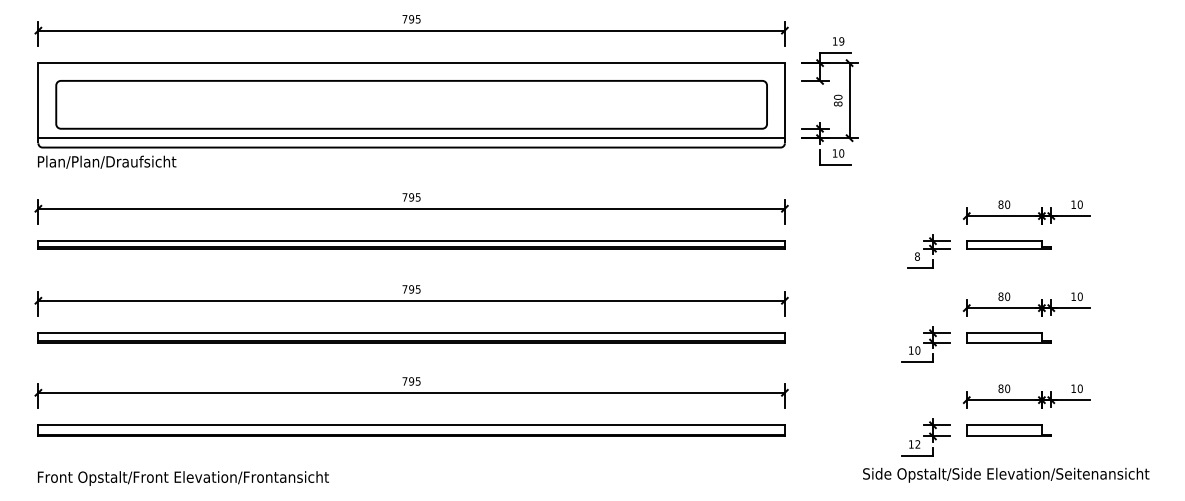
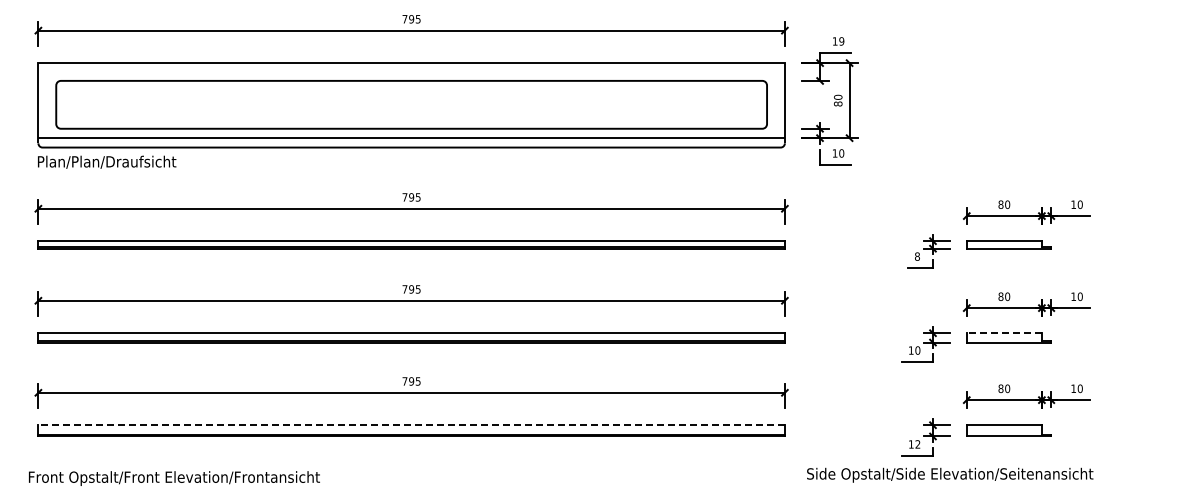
line: solid -> dashed (1004, 333)
line: solid -> dashed (411, 425)
text position: (1006, 474) -> (950, 474) (950, 474)
text position: (183, 478) -> (174, 478) (174, 478)
